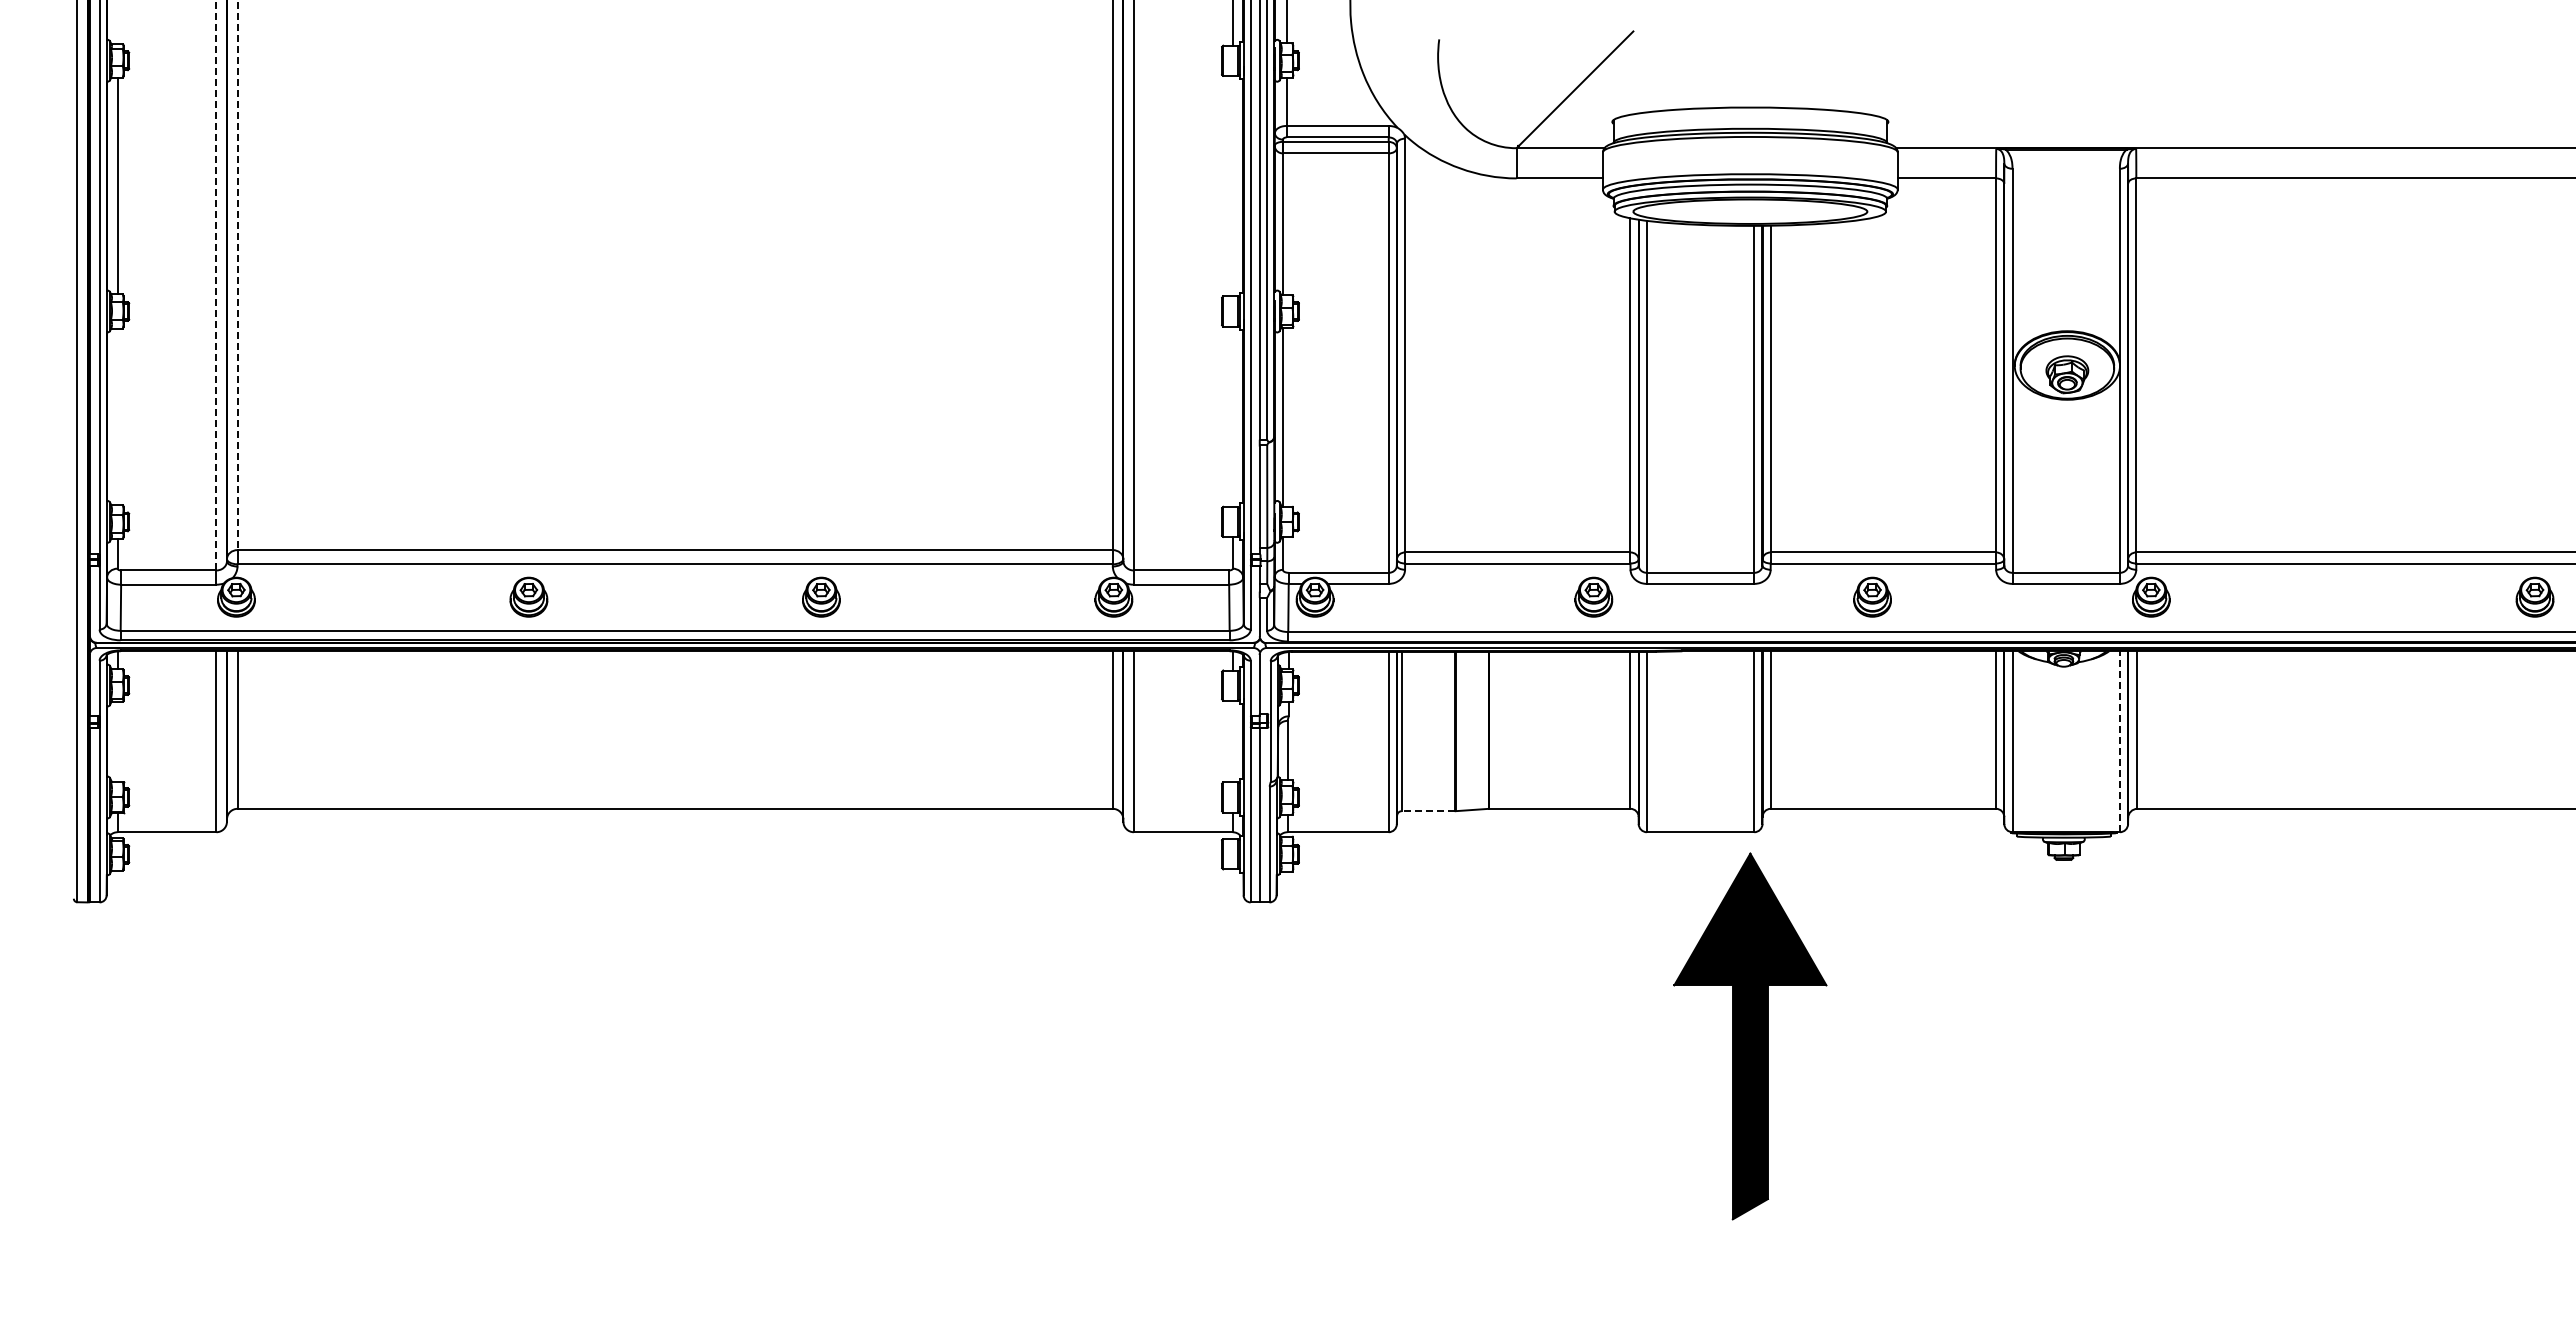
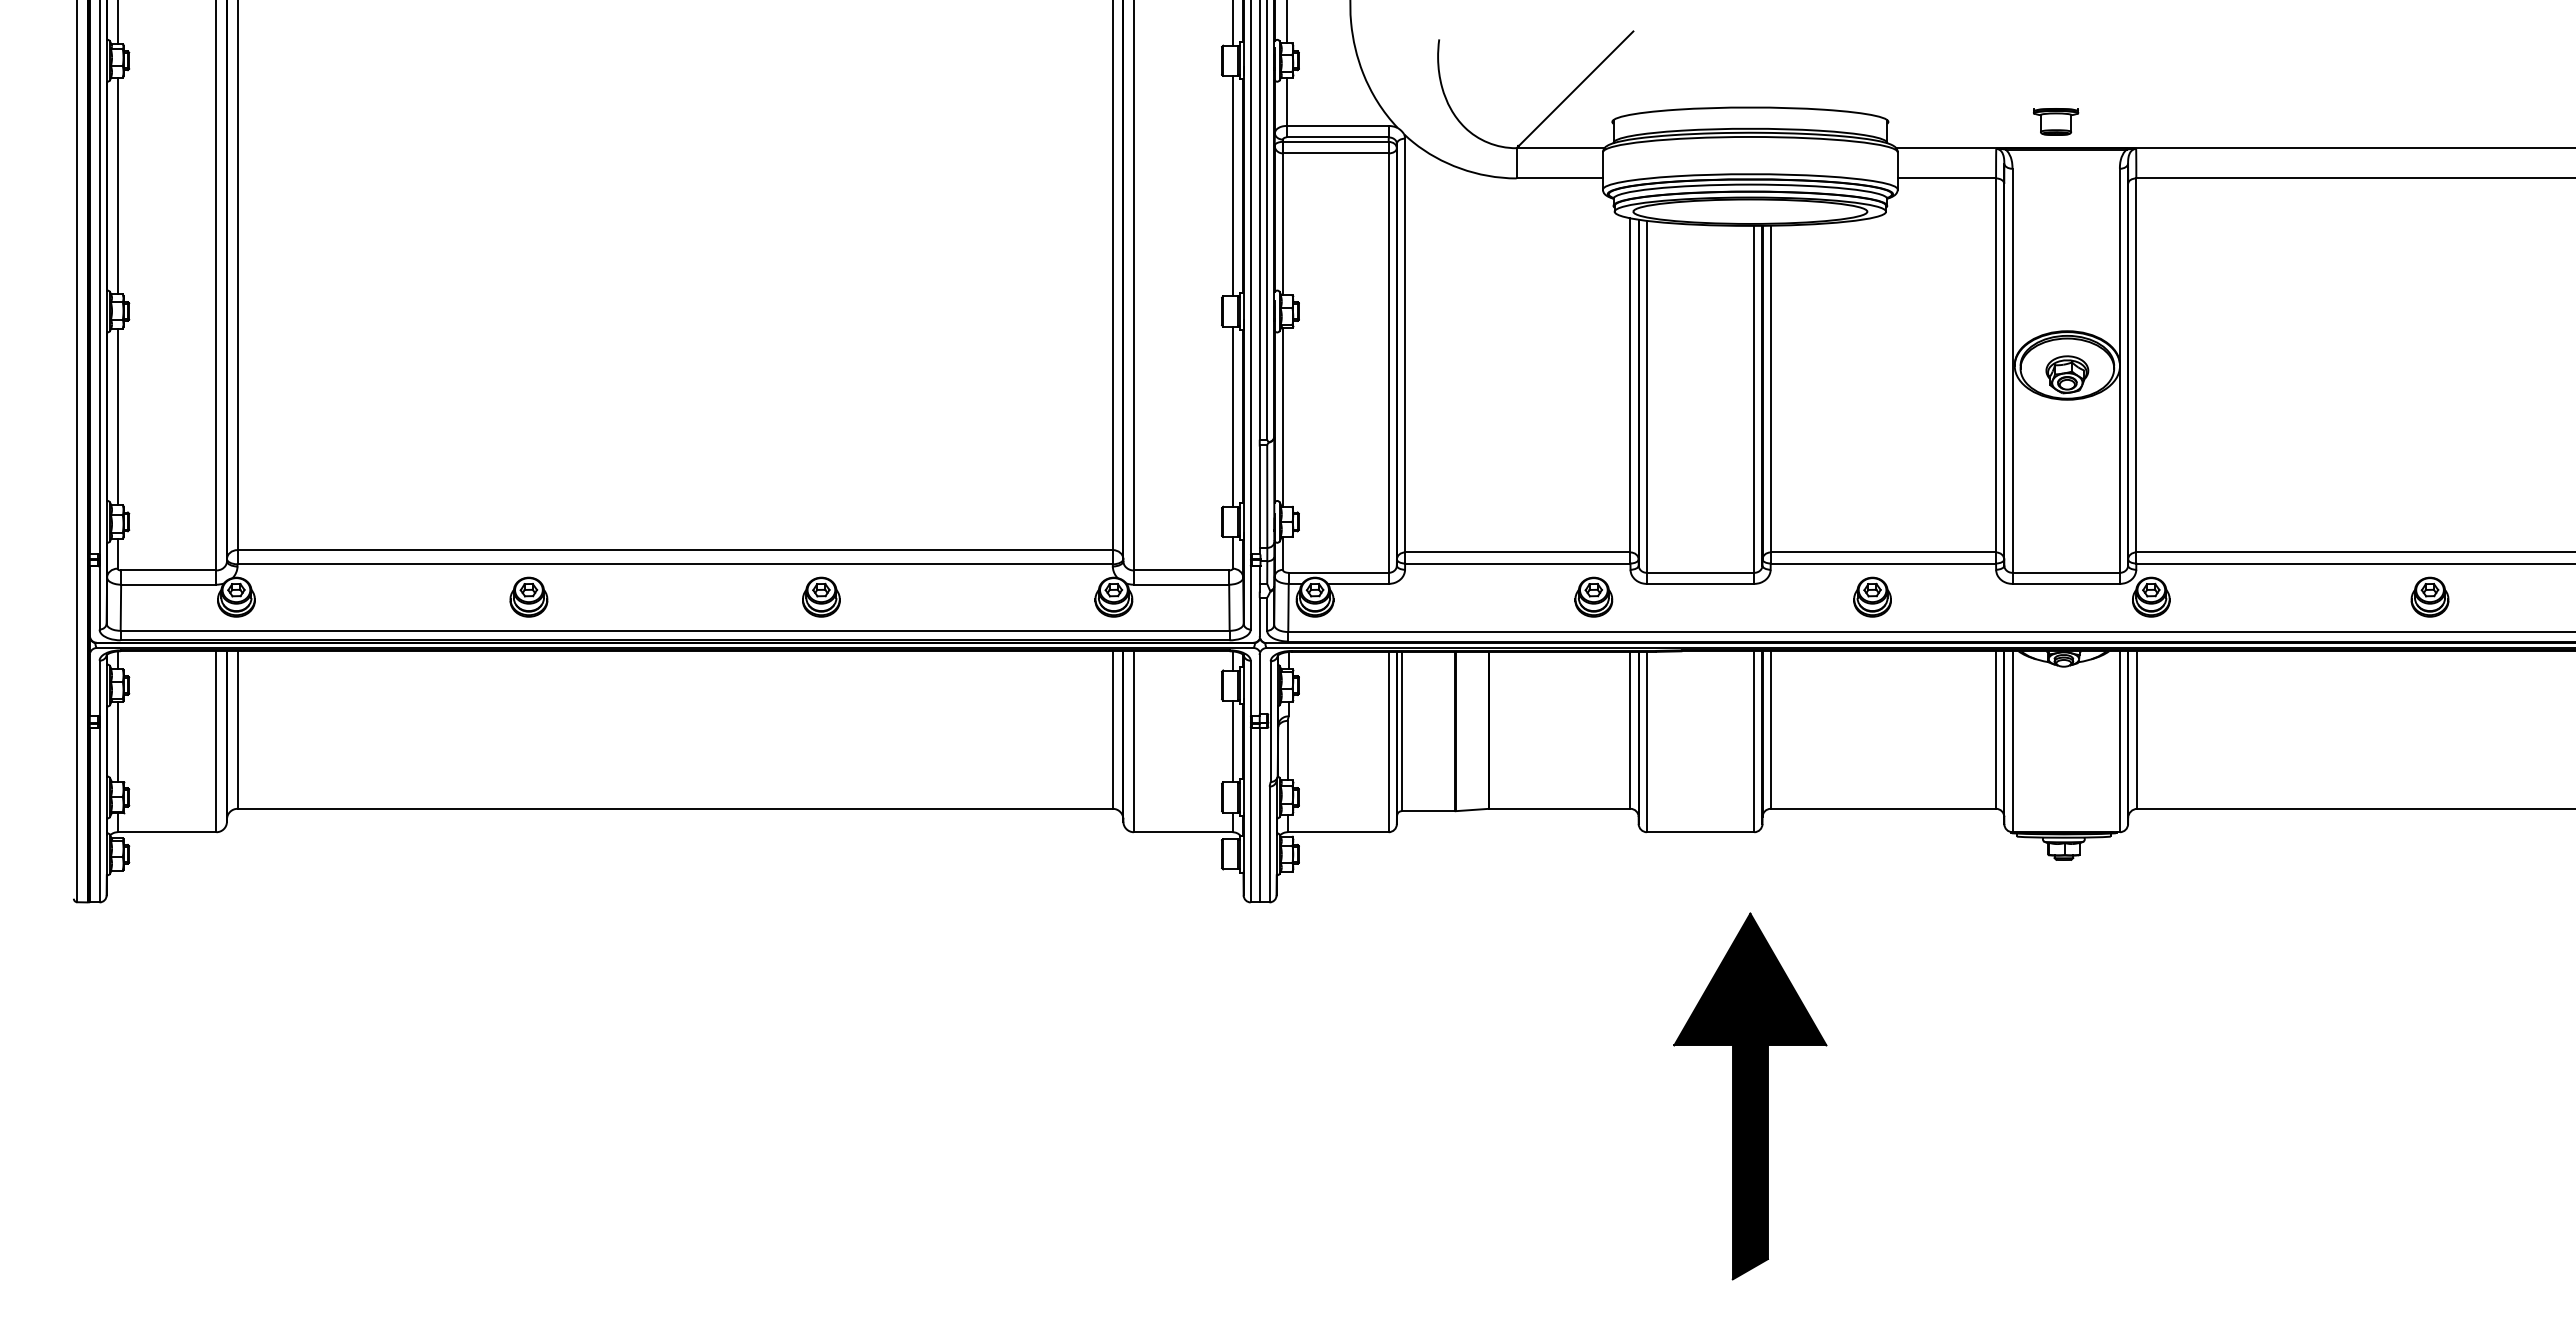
line: none -> present (117, 22)
part: none -> present (2056, 121)
line: none -> present (1232, 185)
line: dashed -> solid (237, 275)
line: dashed -> solid (216, 285)
line: none -> present (117, 416)
line: none -> present (1232, 416)
part position: (2534, 596) -> (2429, 596) (2429, 596)
line: none -> present (1232, 741)
line: dashed -> solid (2119, 741)
line: none -> present (117, 742)
line: dashed -> solid (1428, 811)
part position: (1750, 1036) -> (1750, 1096) (1750, 1096)
